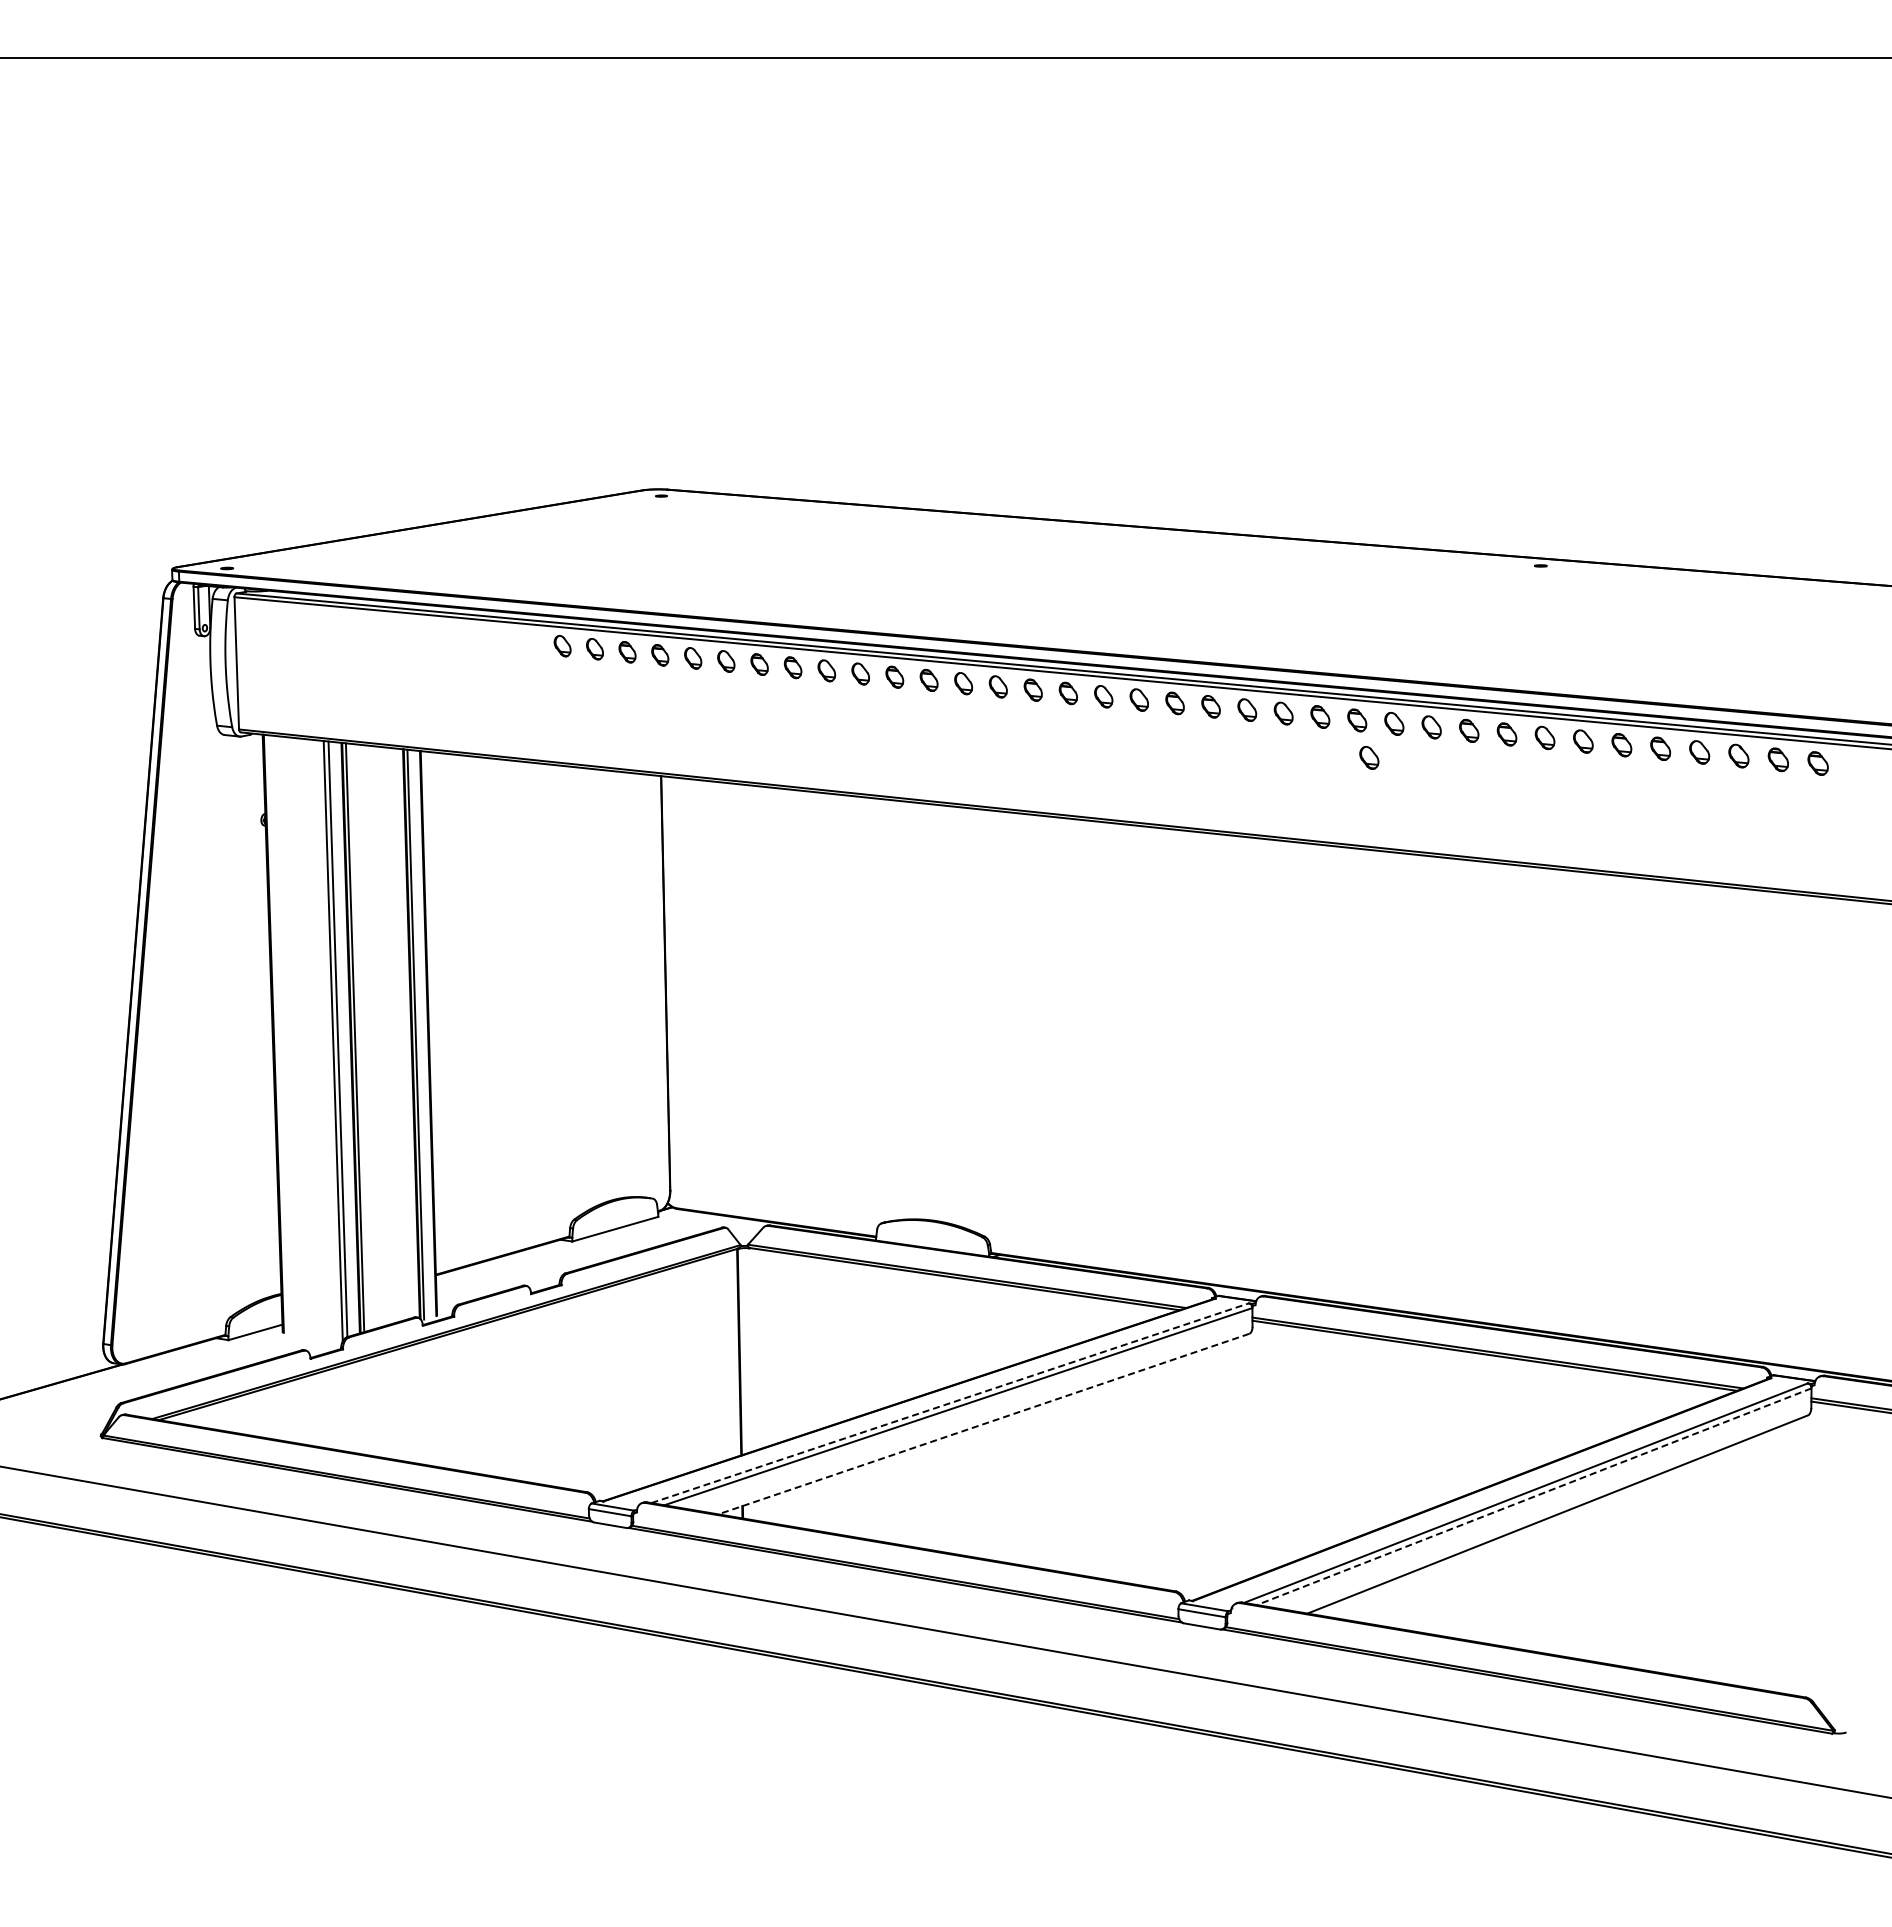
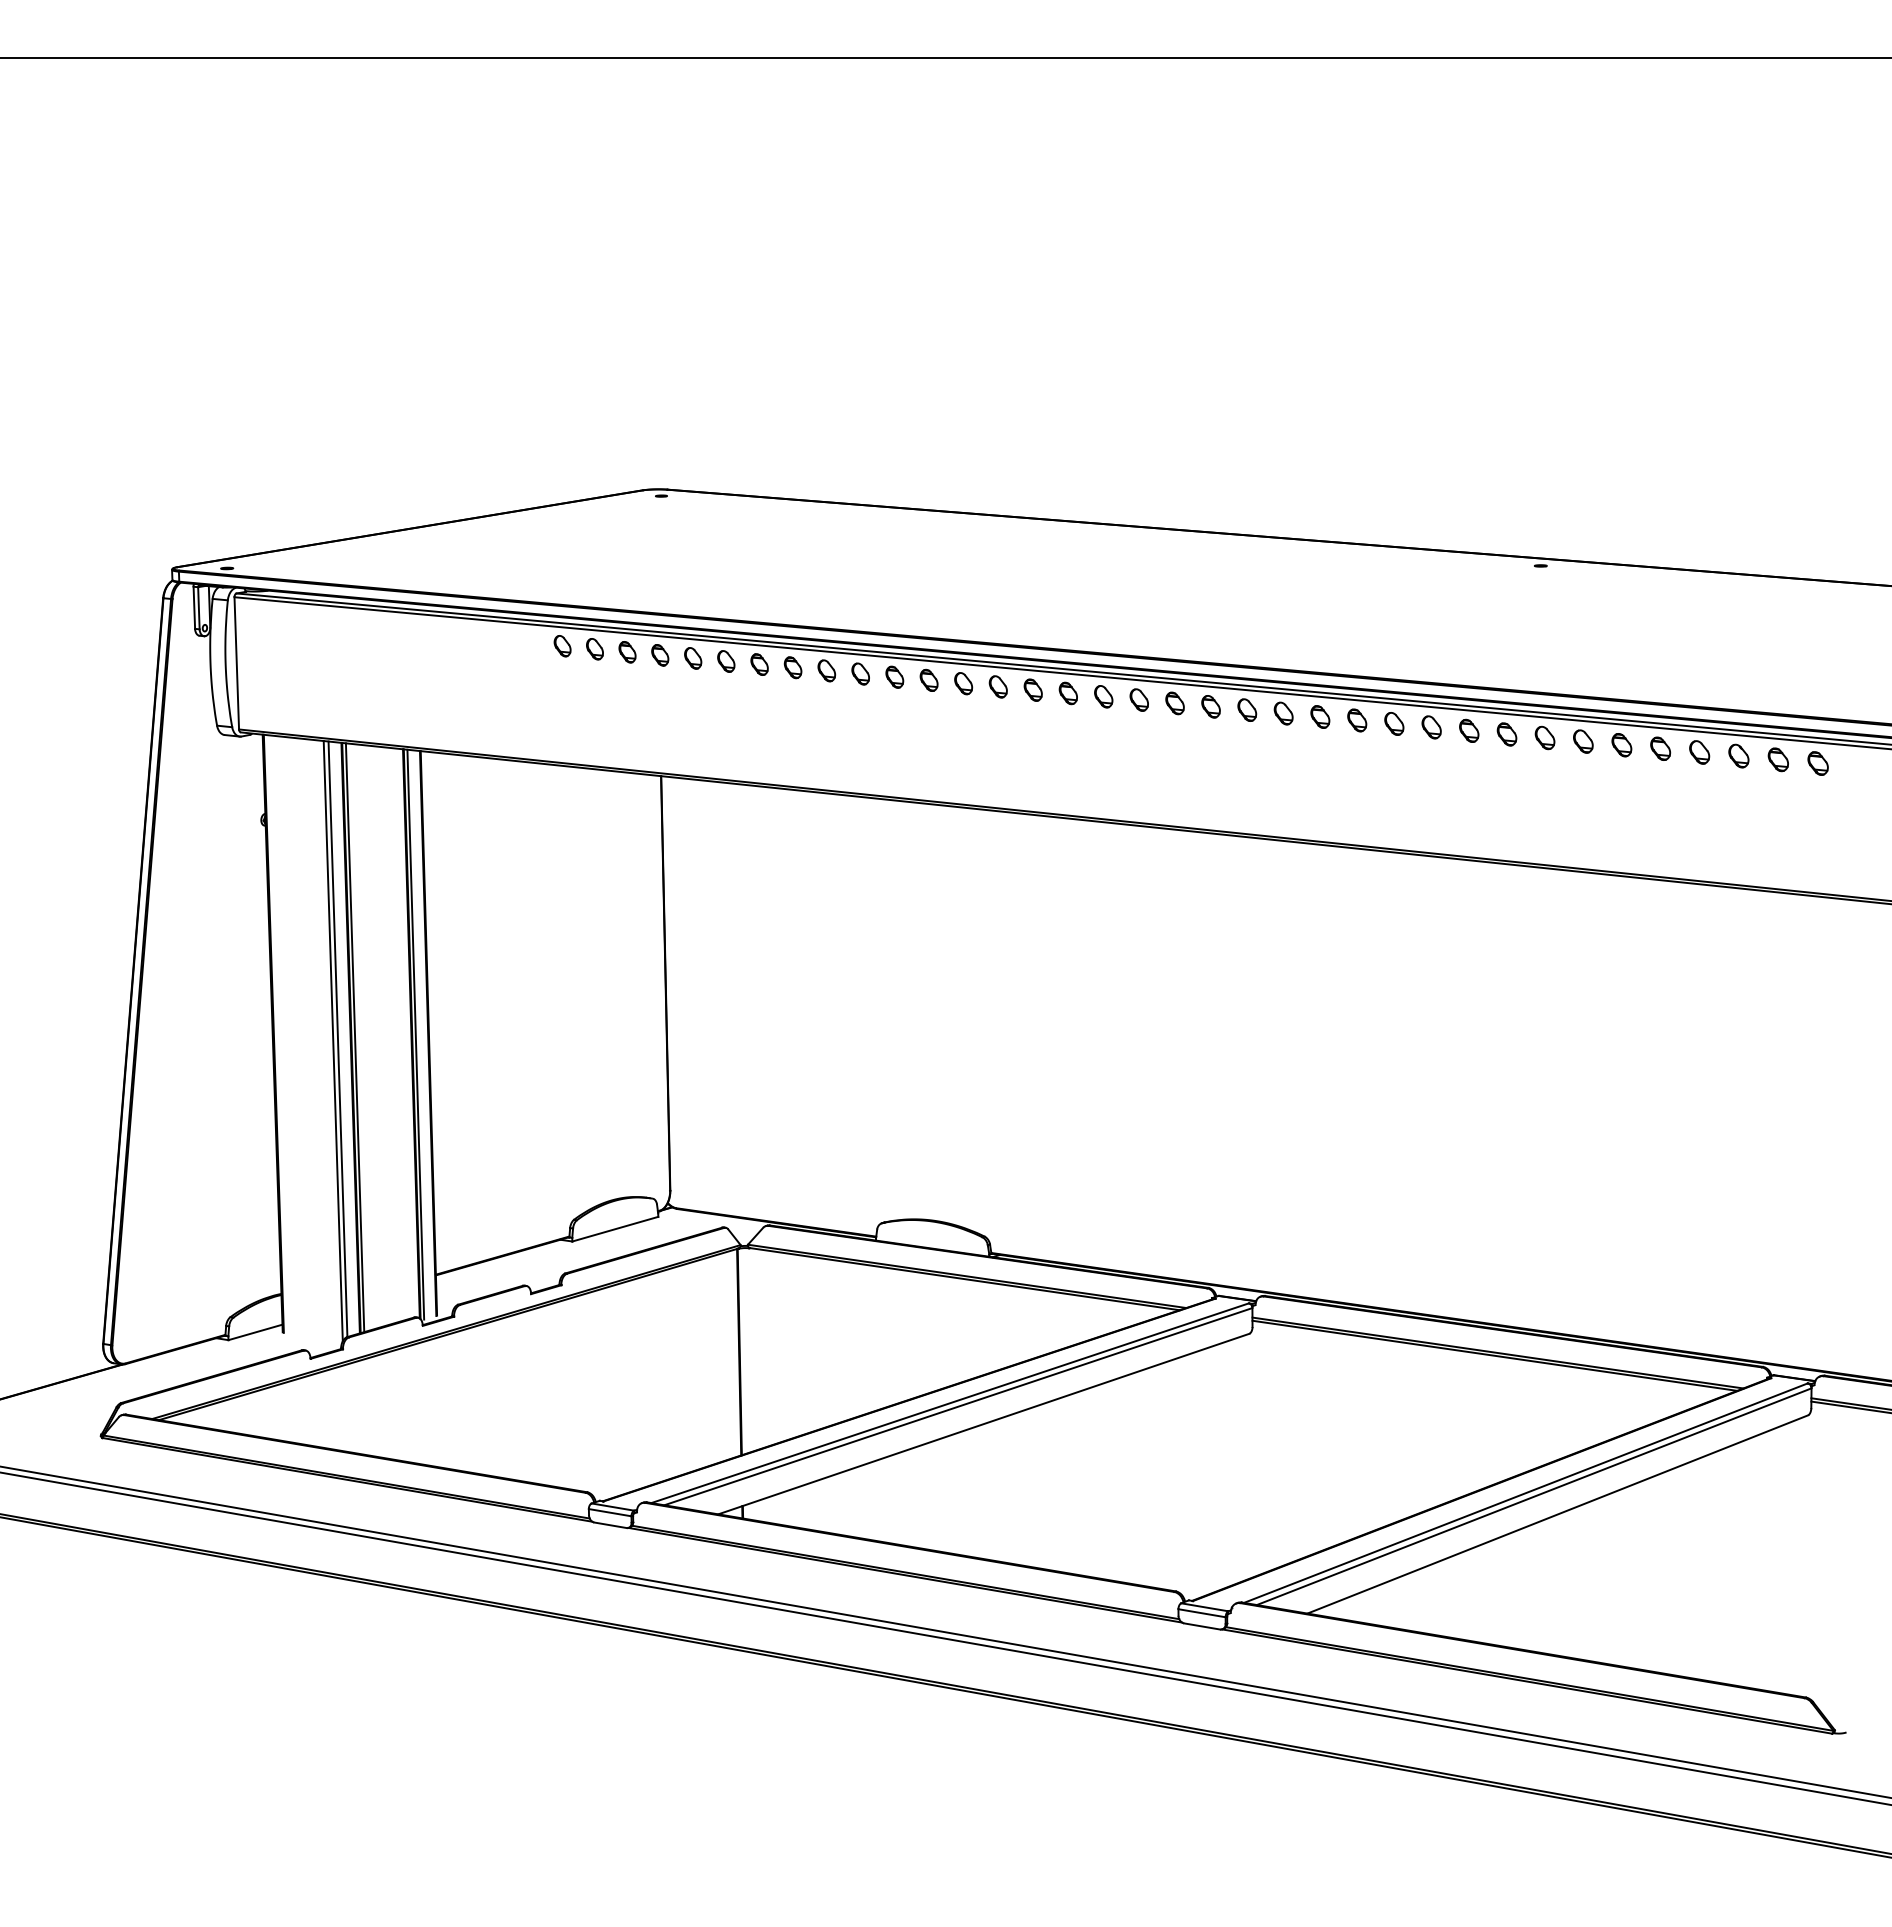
part: present -> none (1369, 757)
line: dashed -> solid (950, 1403)
line: dashed -> solid (983, 1424)
line: dashed -> solid (1534, 1496)
line: none -> present (945, 1638)
